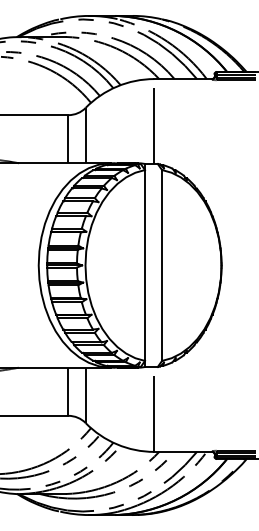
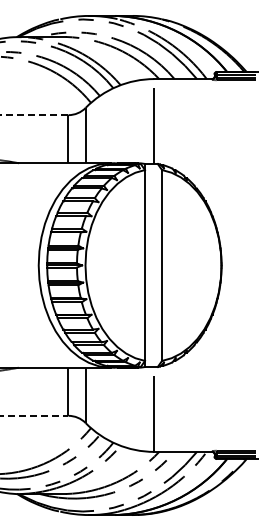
line: solid -> dashed (34, 115)
line: solid -> dashed (34, 415)
